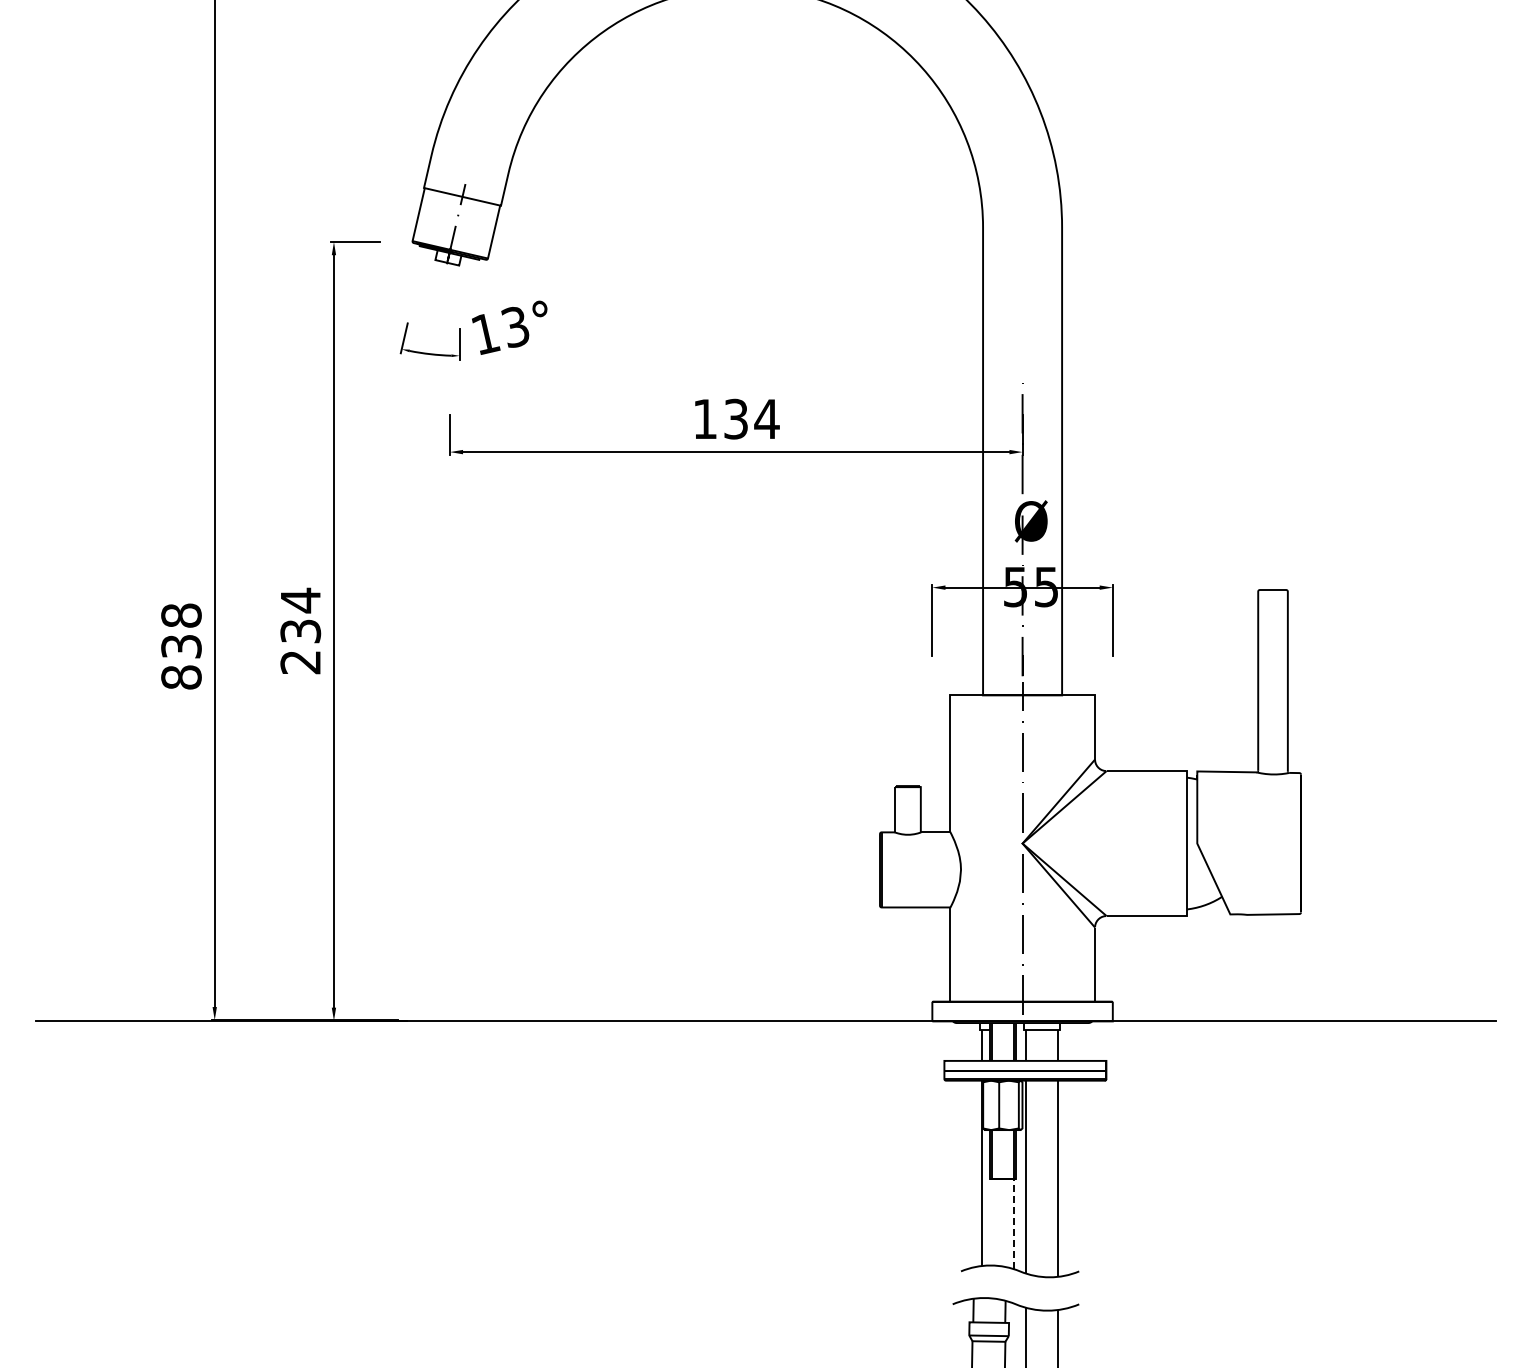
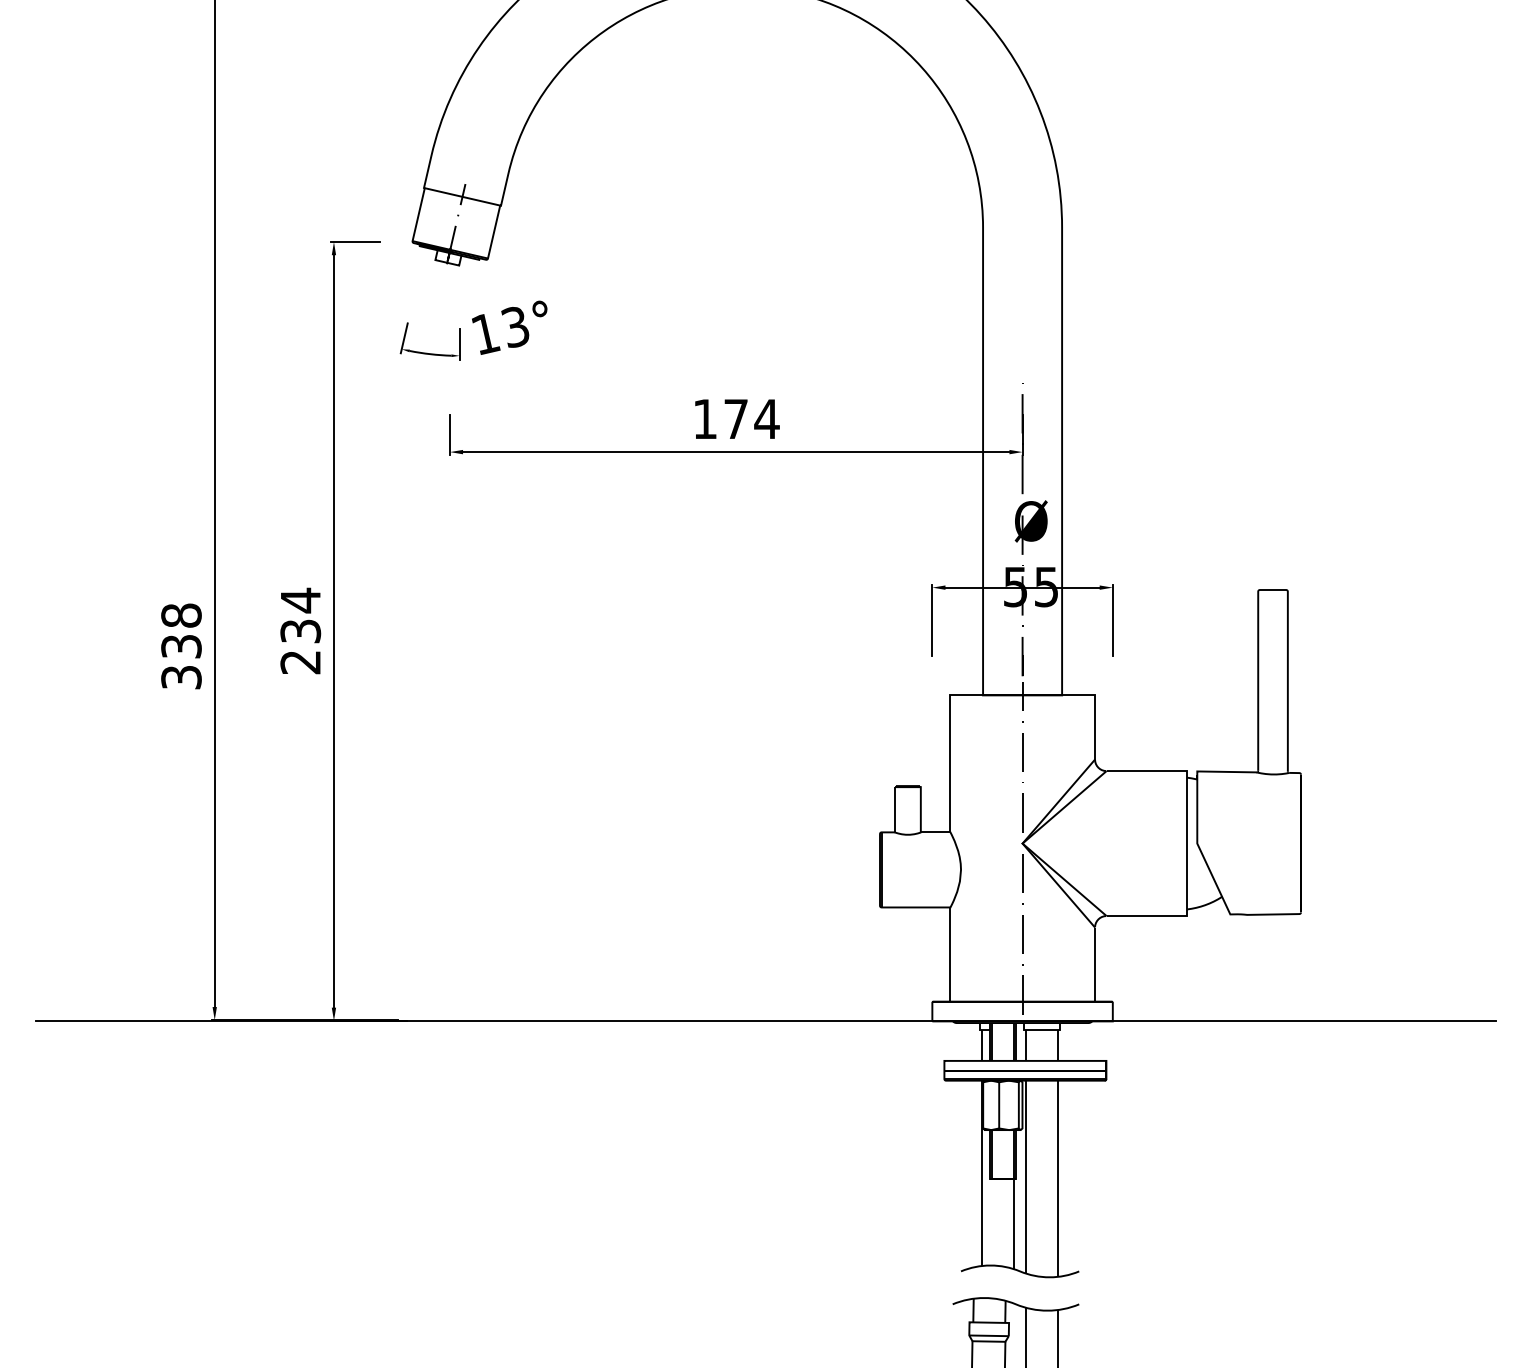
text: 134 -> 174 (735, 418)
text: 838 -> 338 (181, 677)
line: dashed -> solid (1013, 1224)
